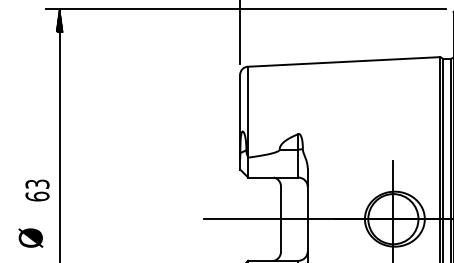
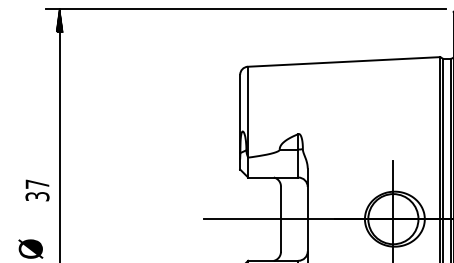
line: present -> none (240, 33)
text: 63 -> 37 (37, 190)
text position: (30, 237) -> (30, 248) (30, 248)
